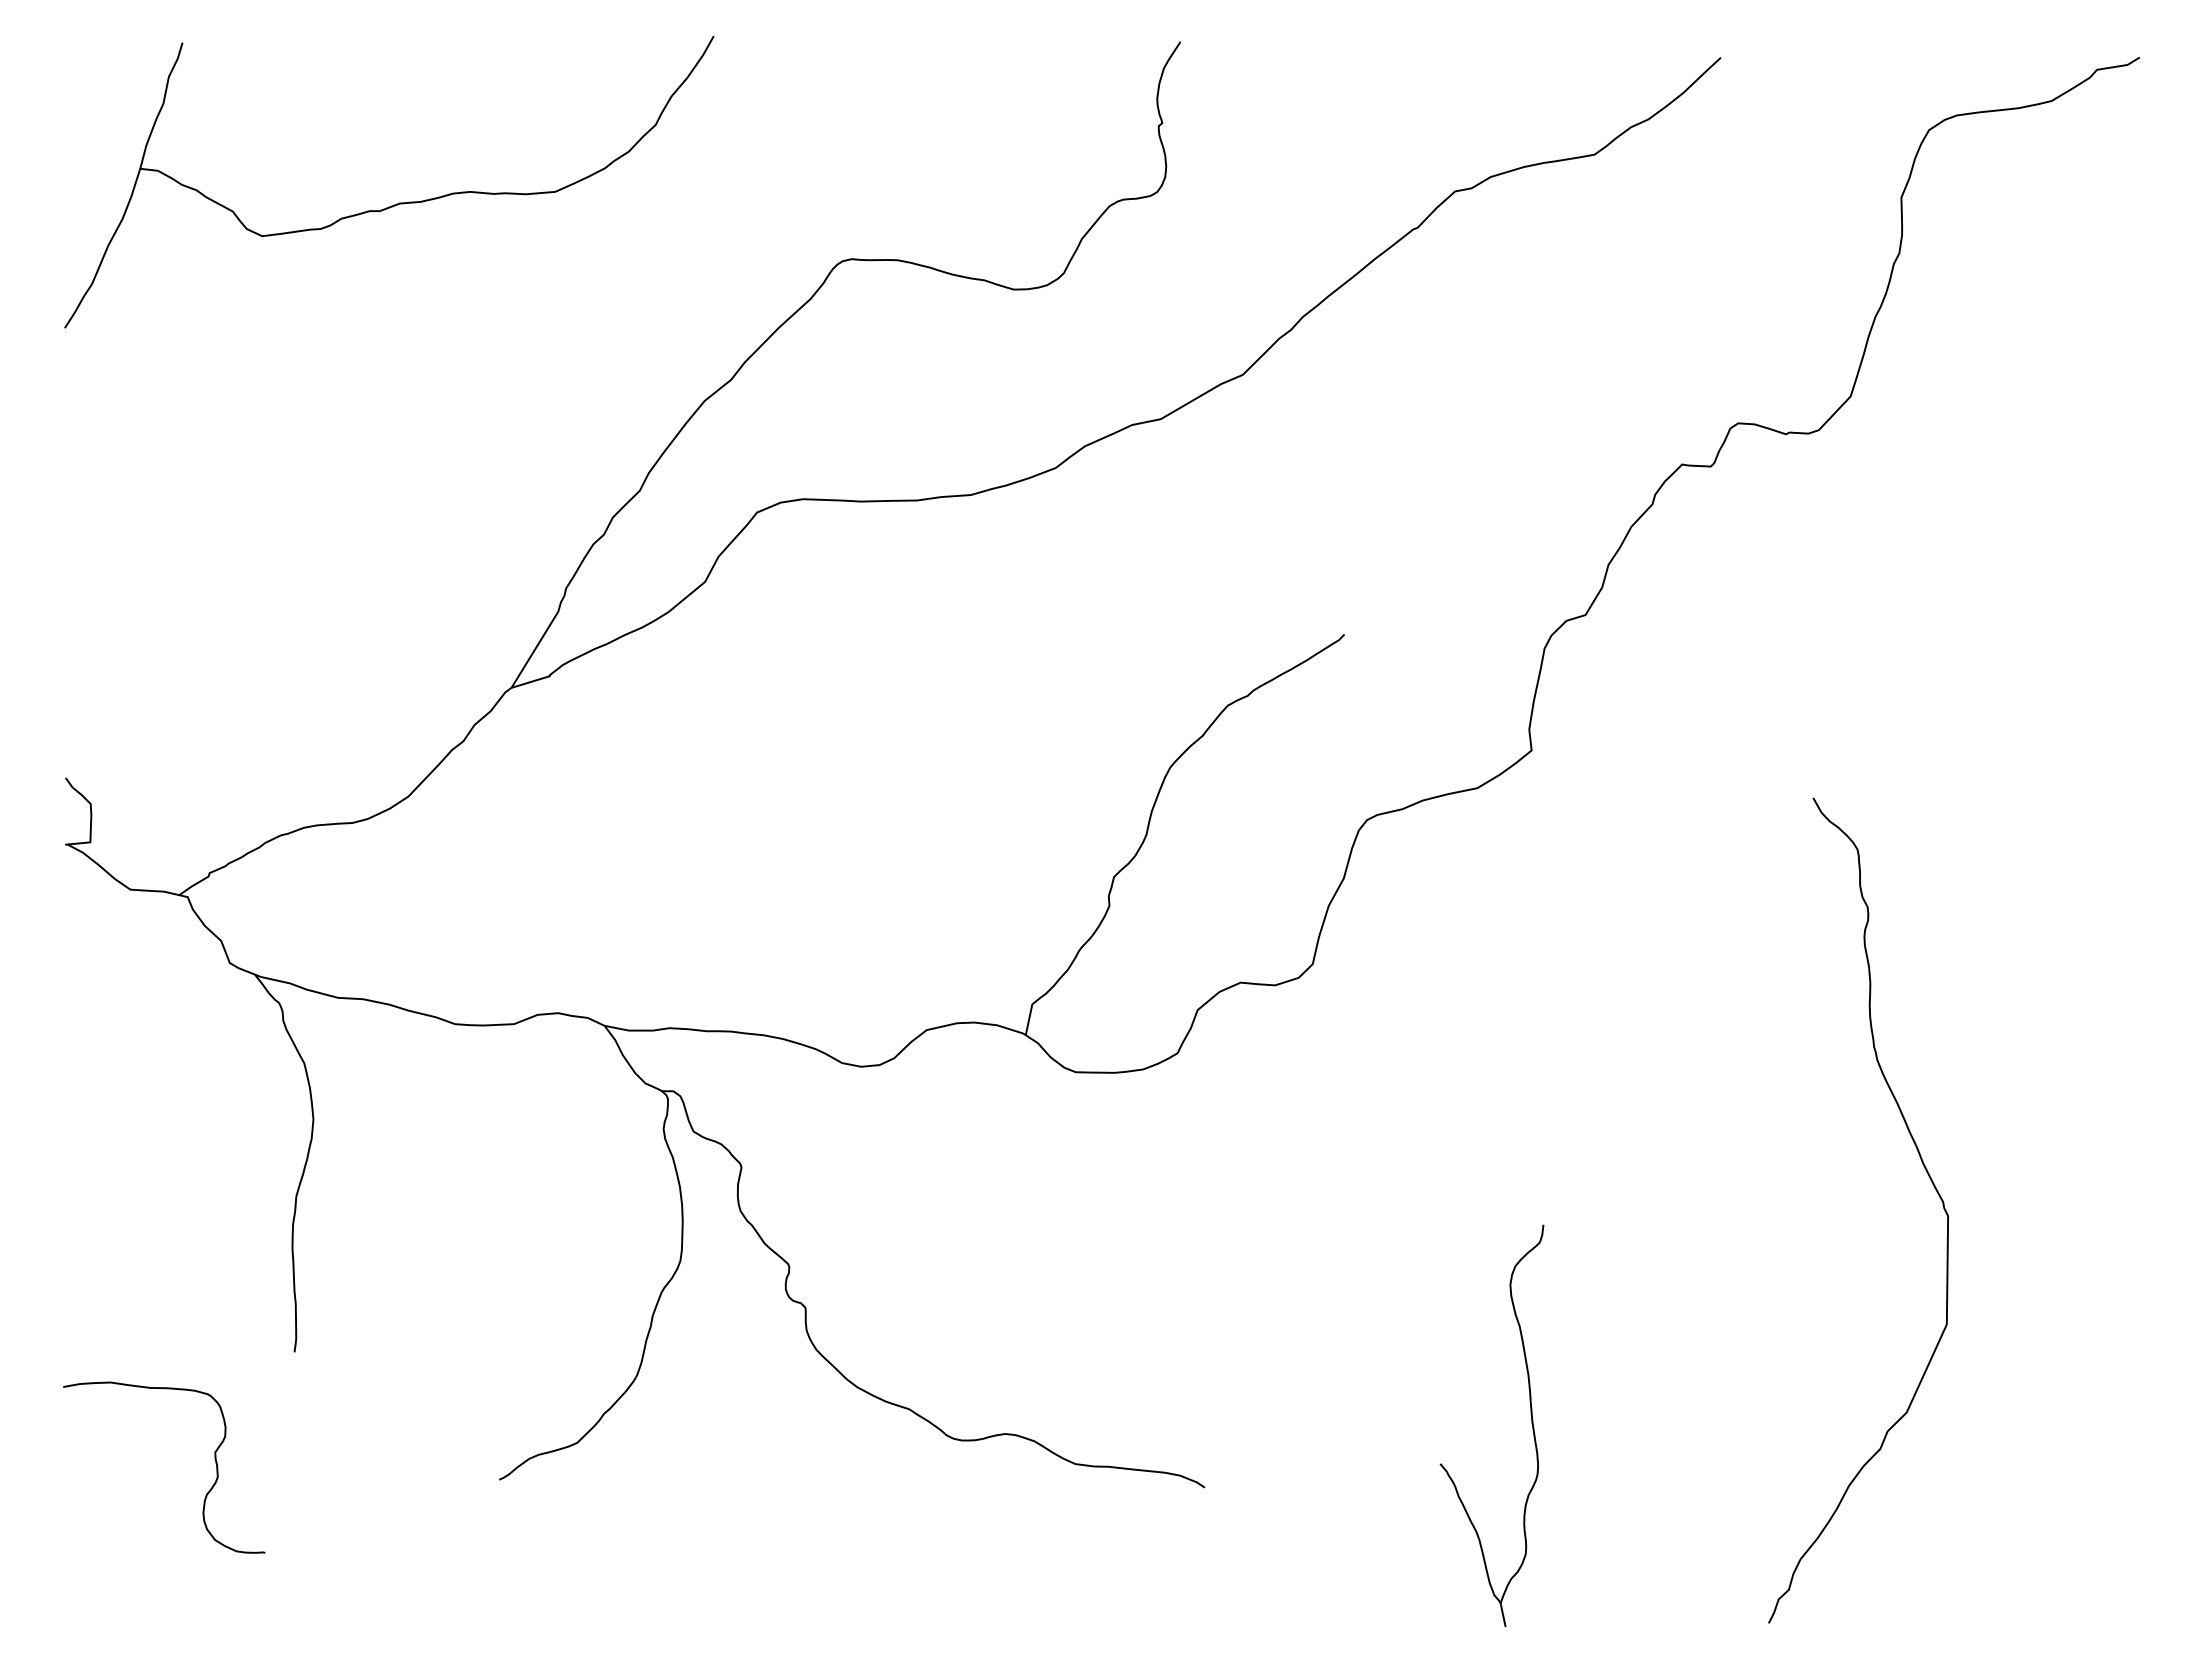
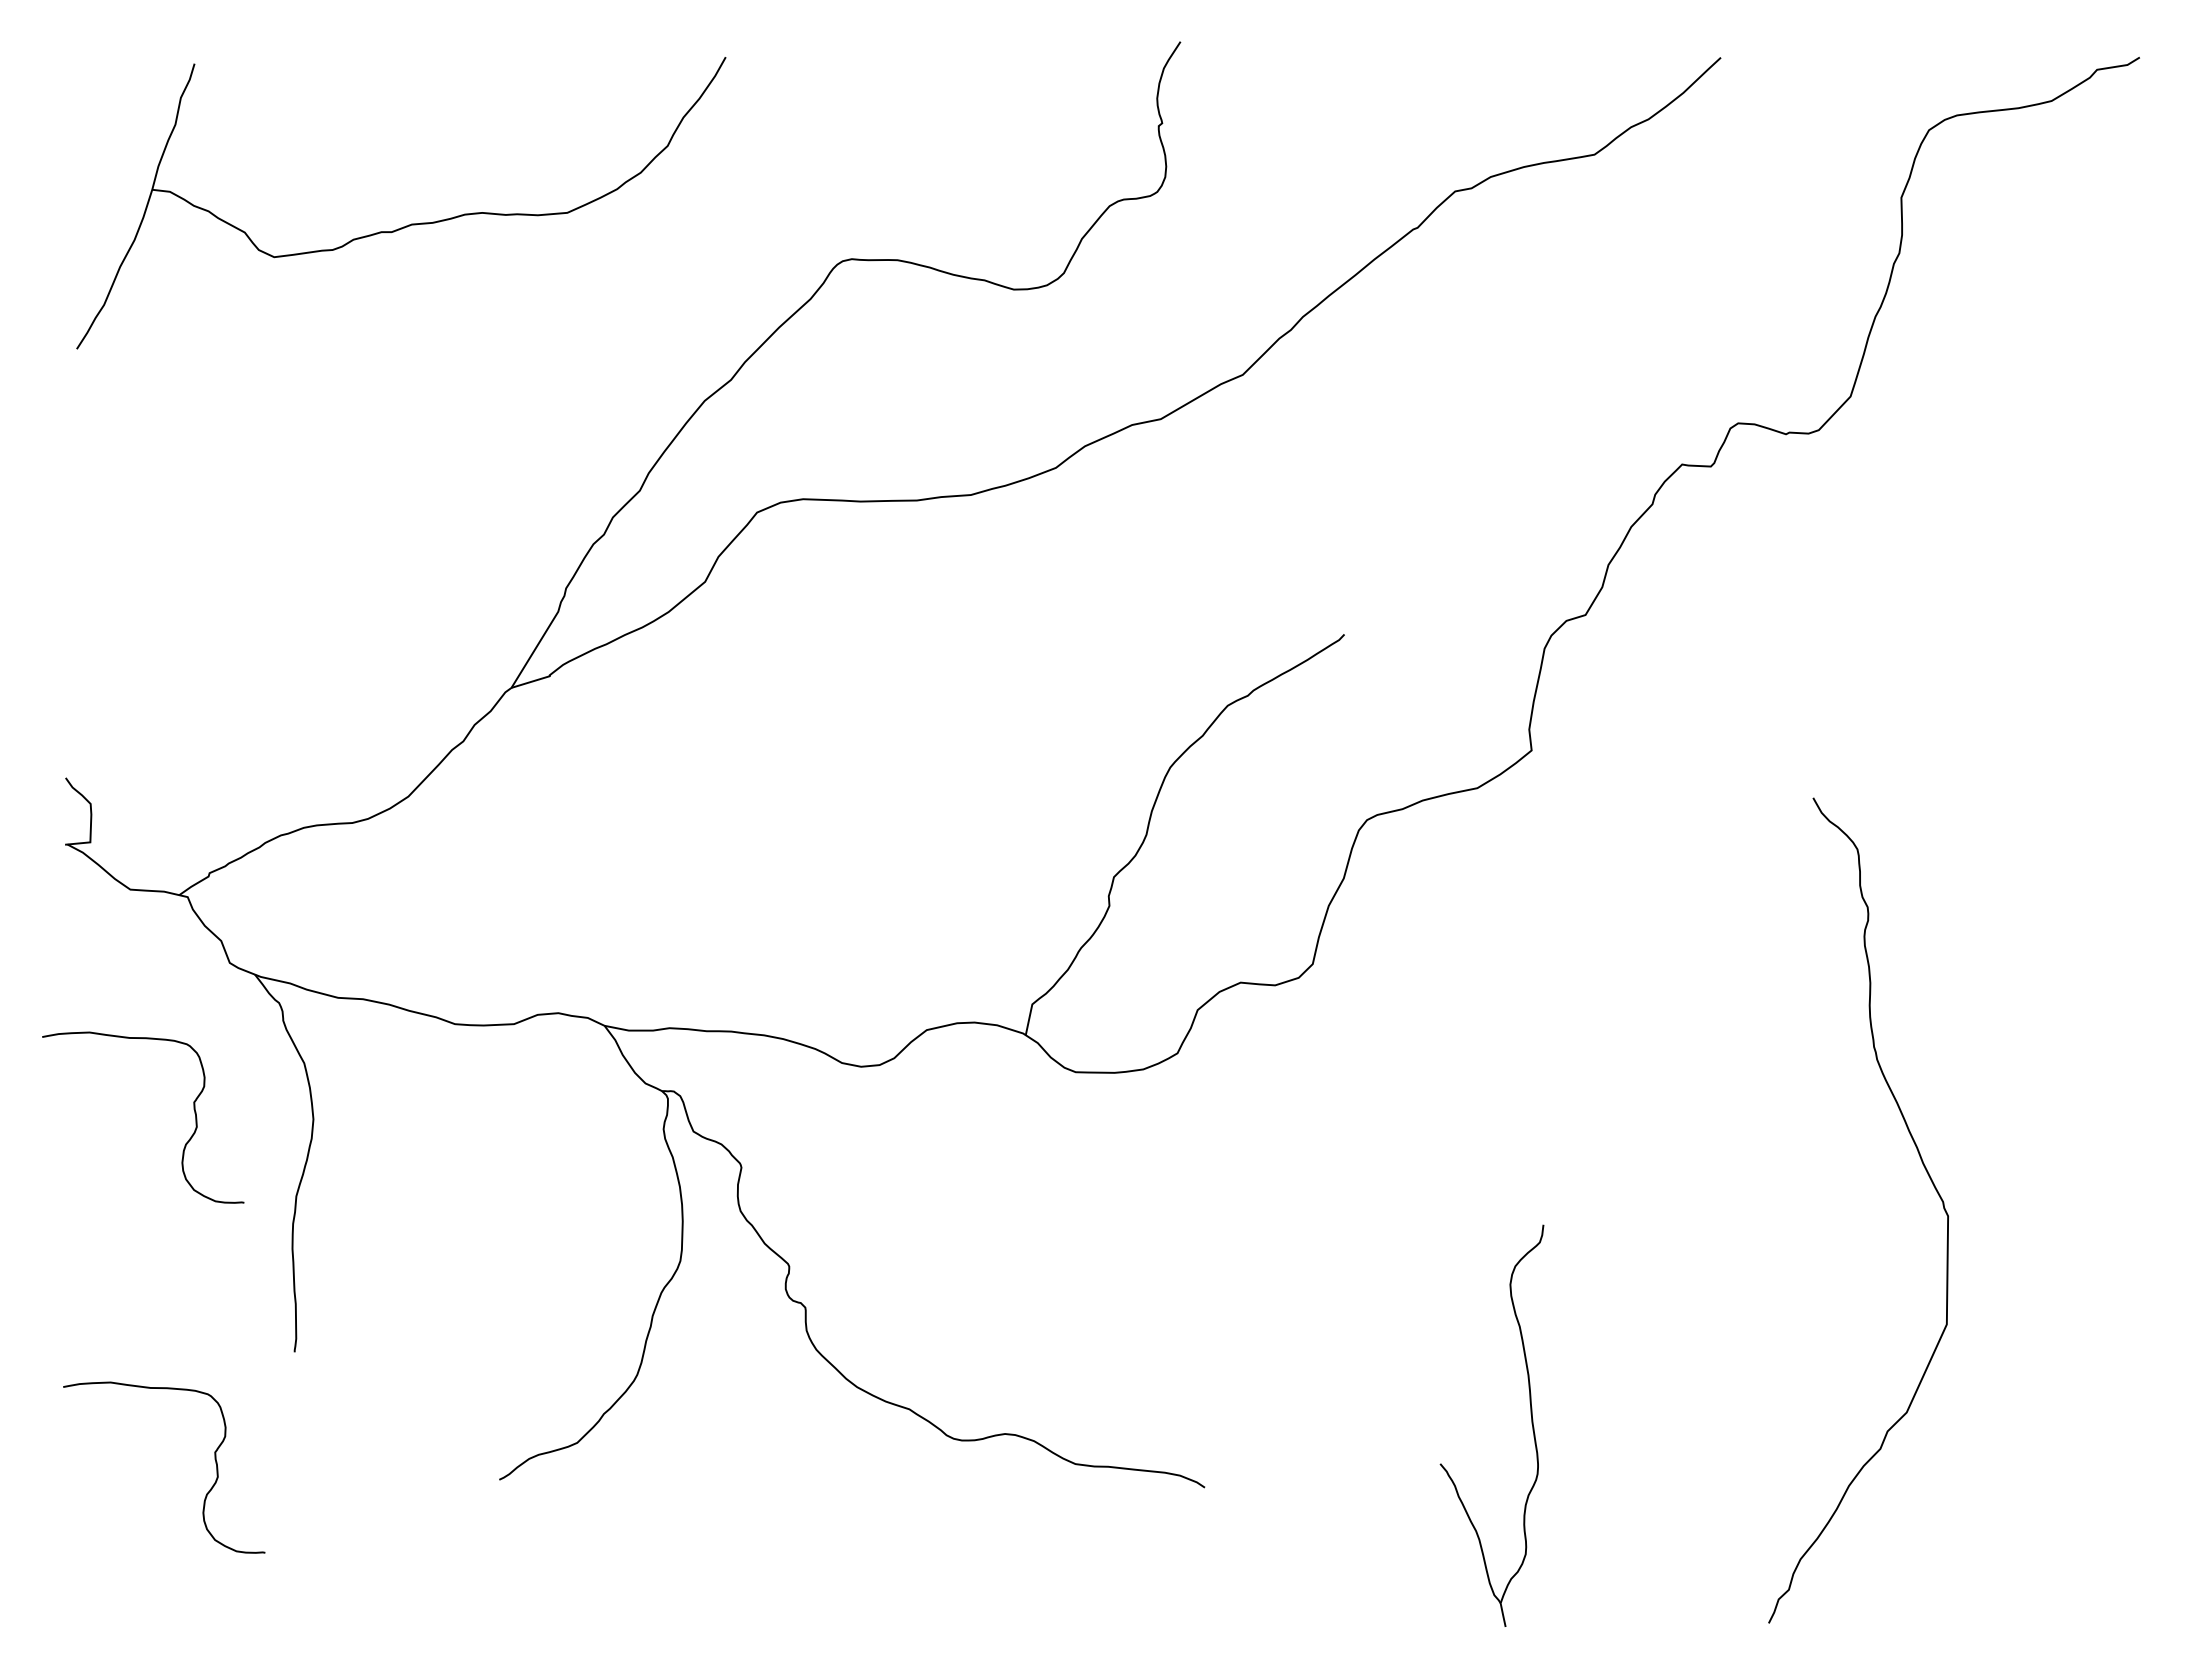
part position: (396, 203) -> (408, 224) (408, 224)
curve: none -> present (185, 1143)
